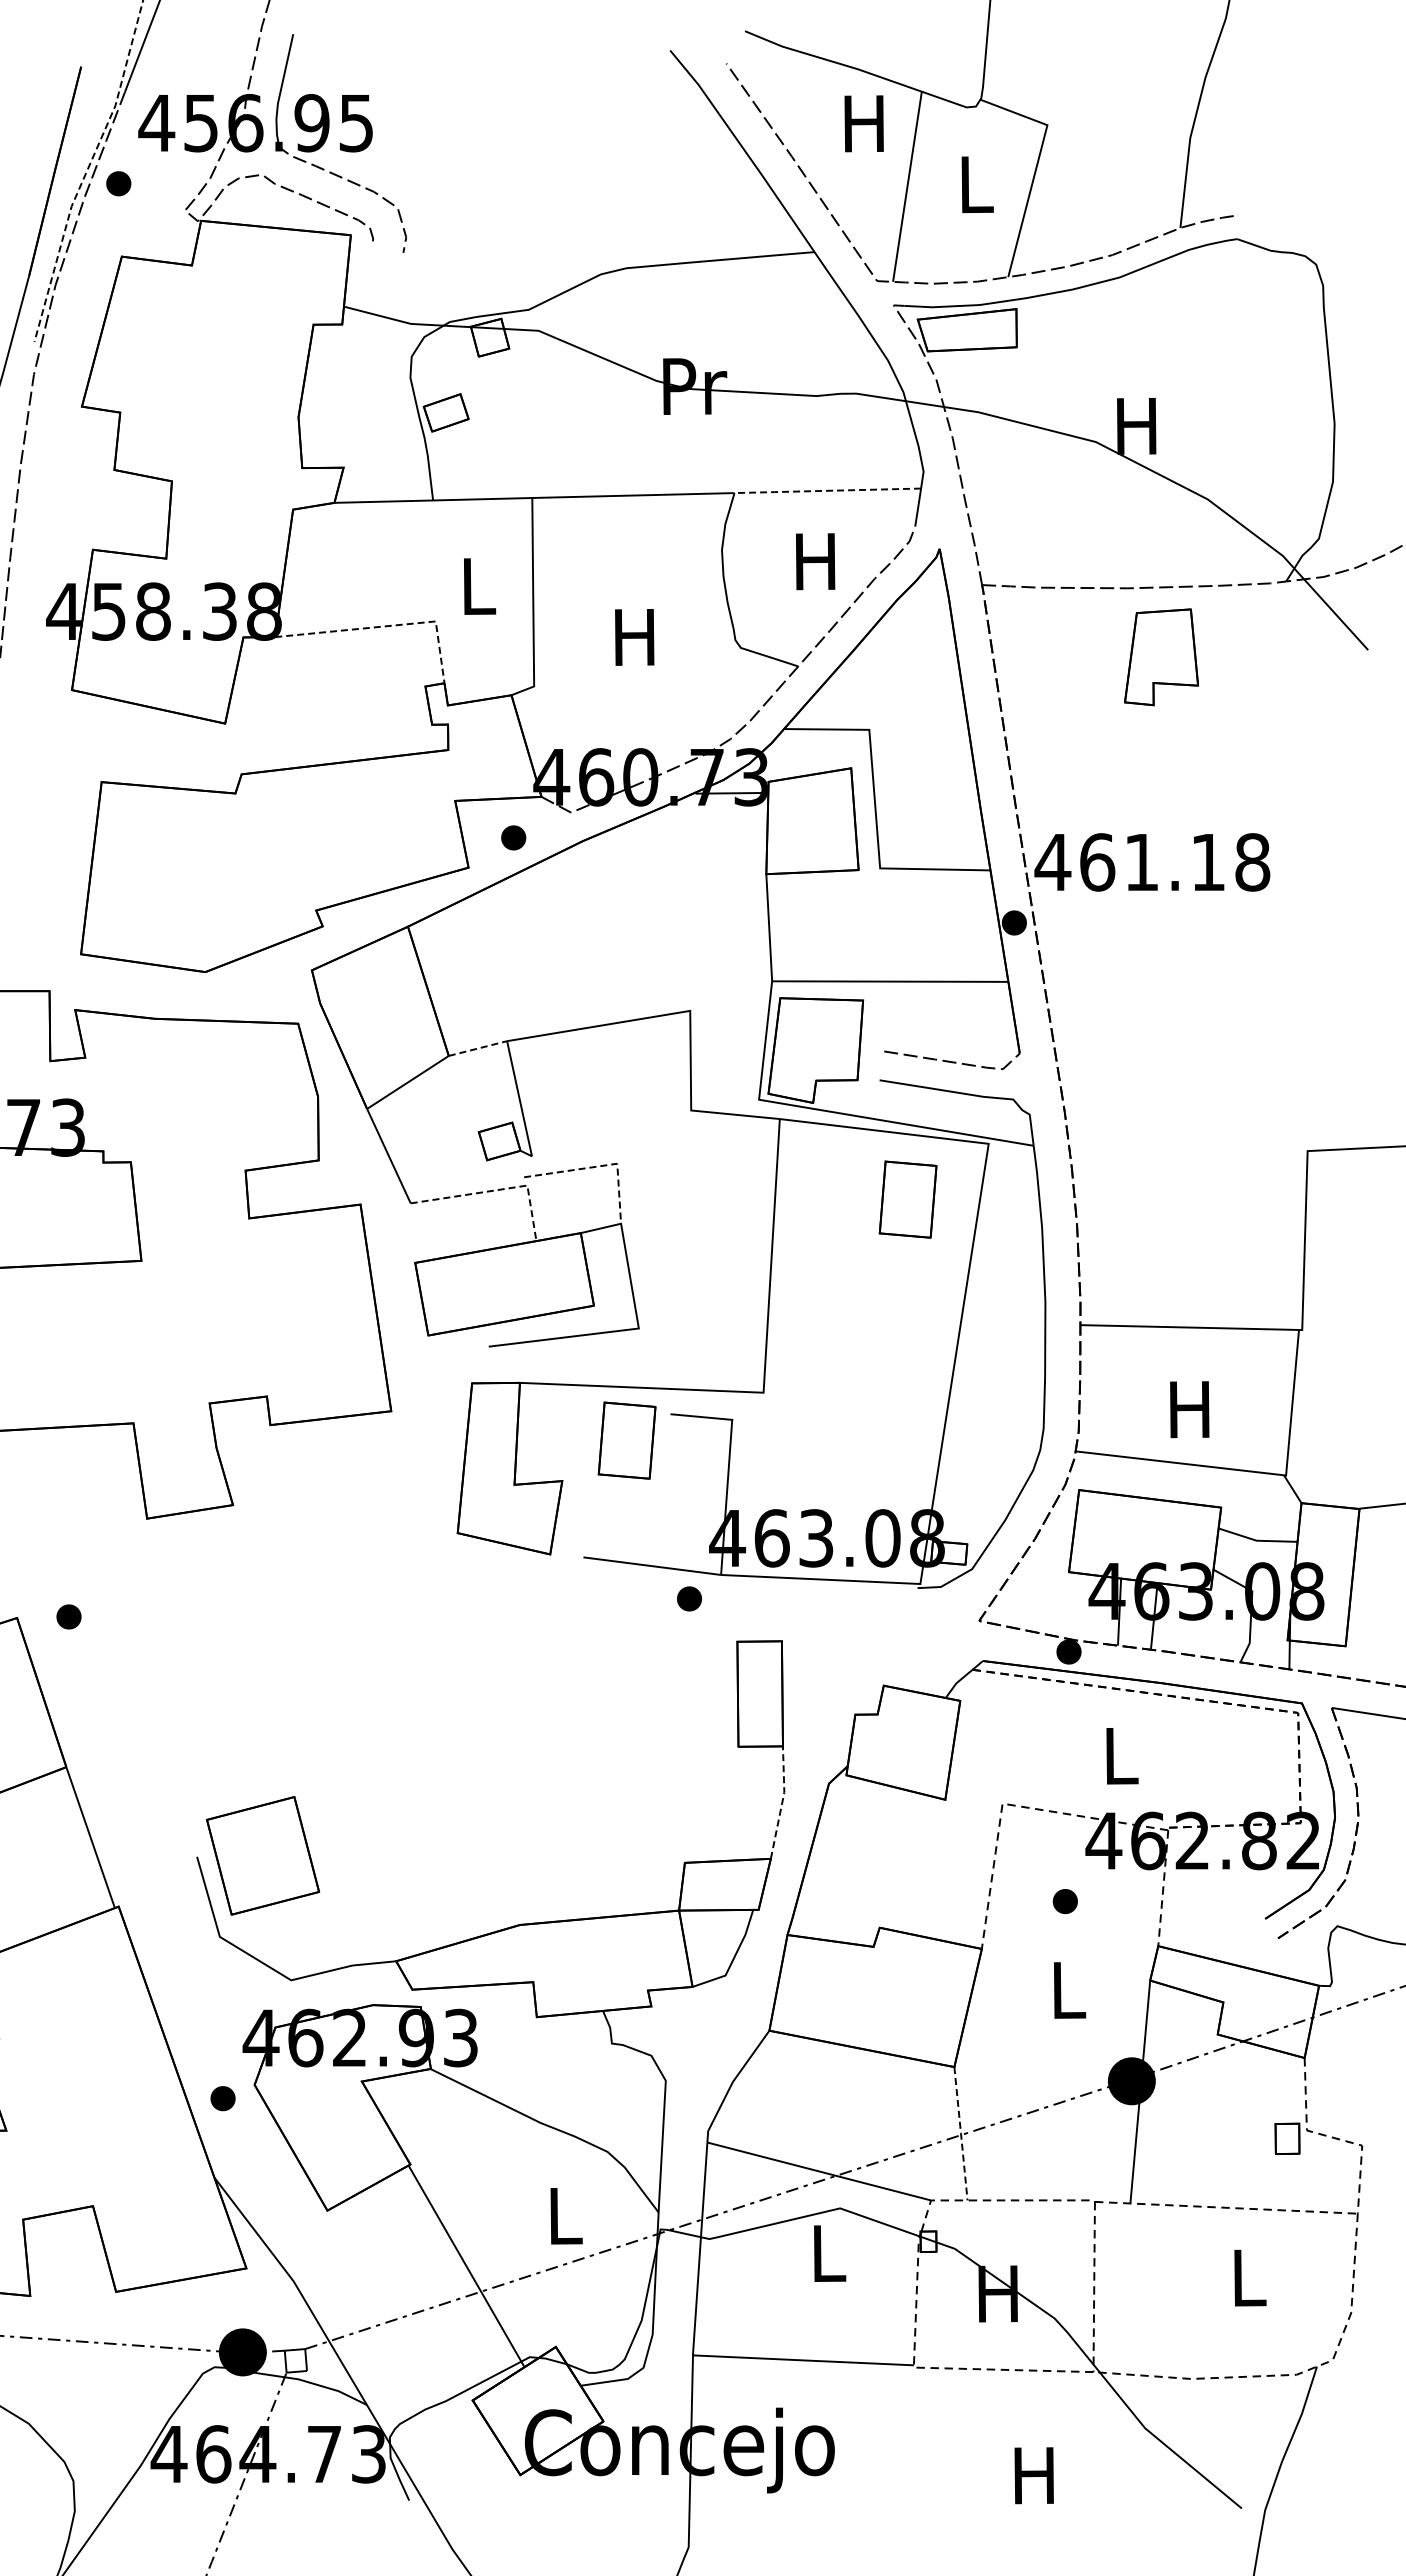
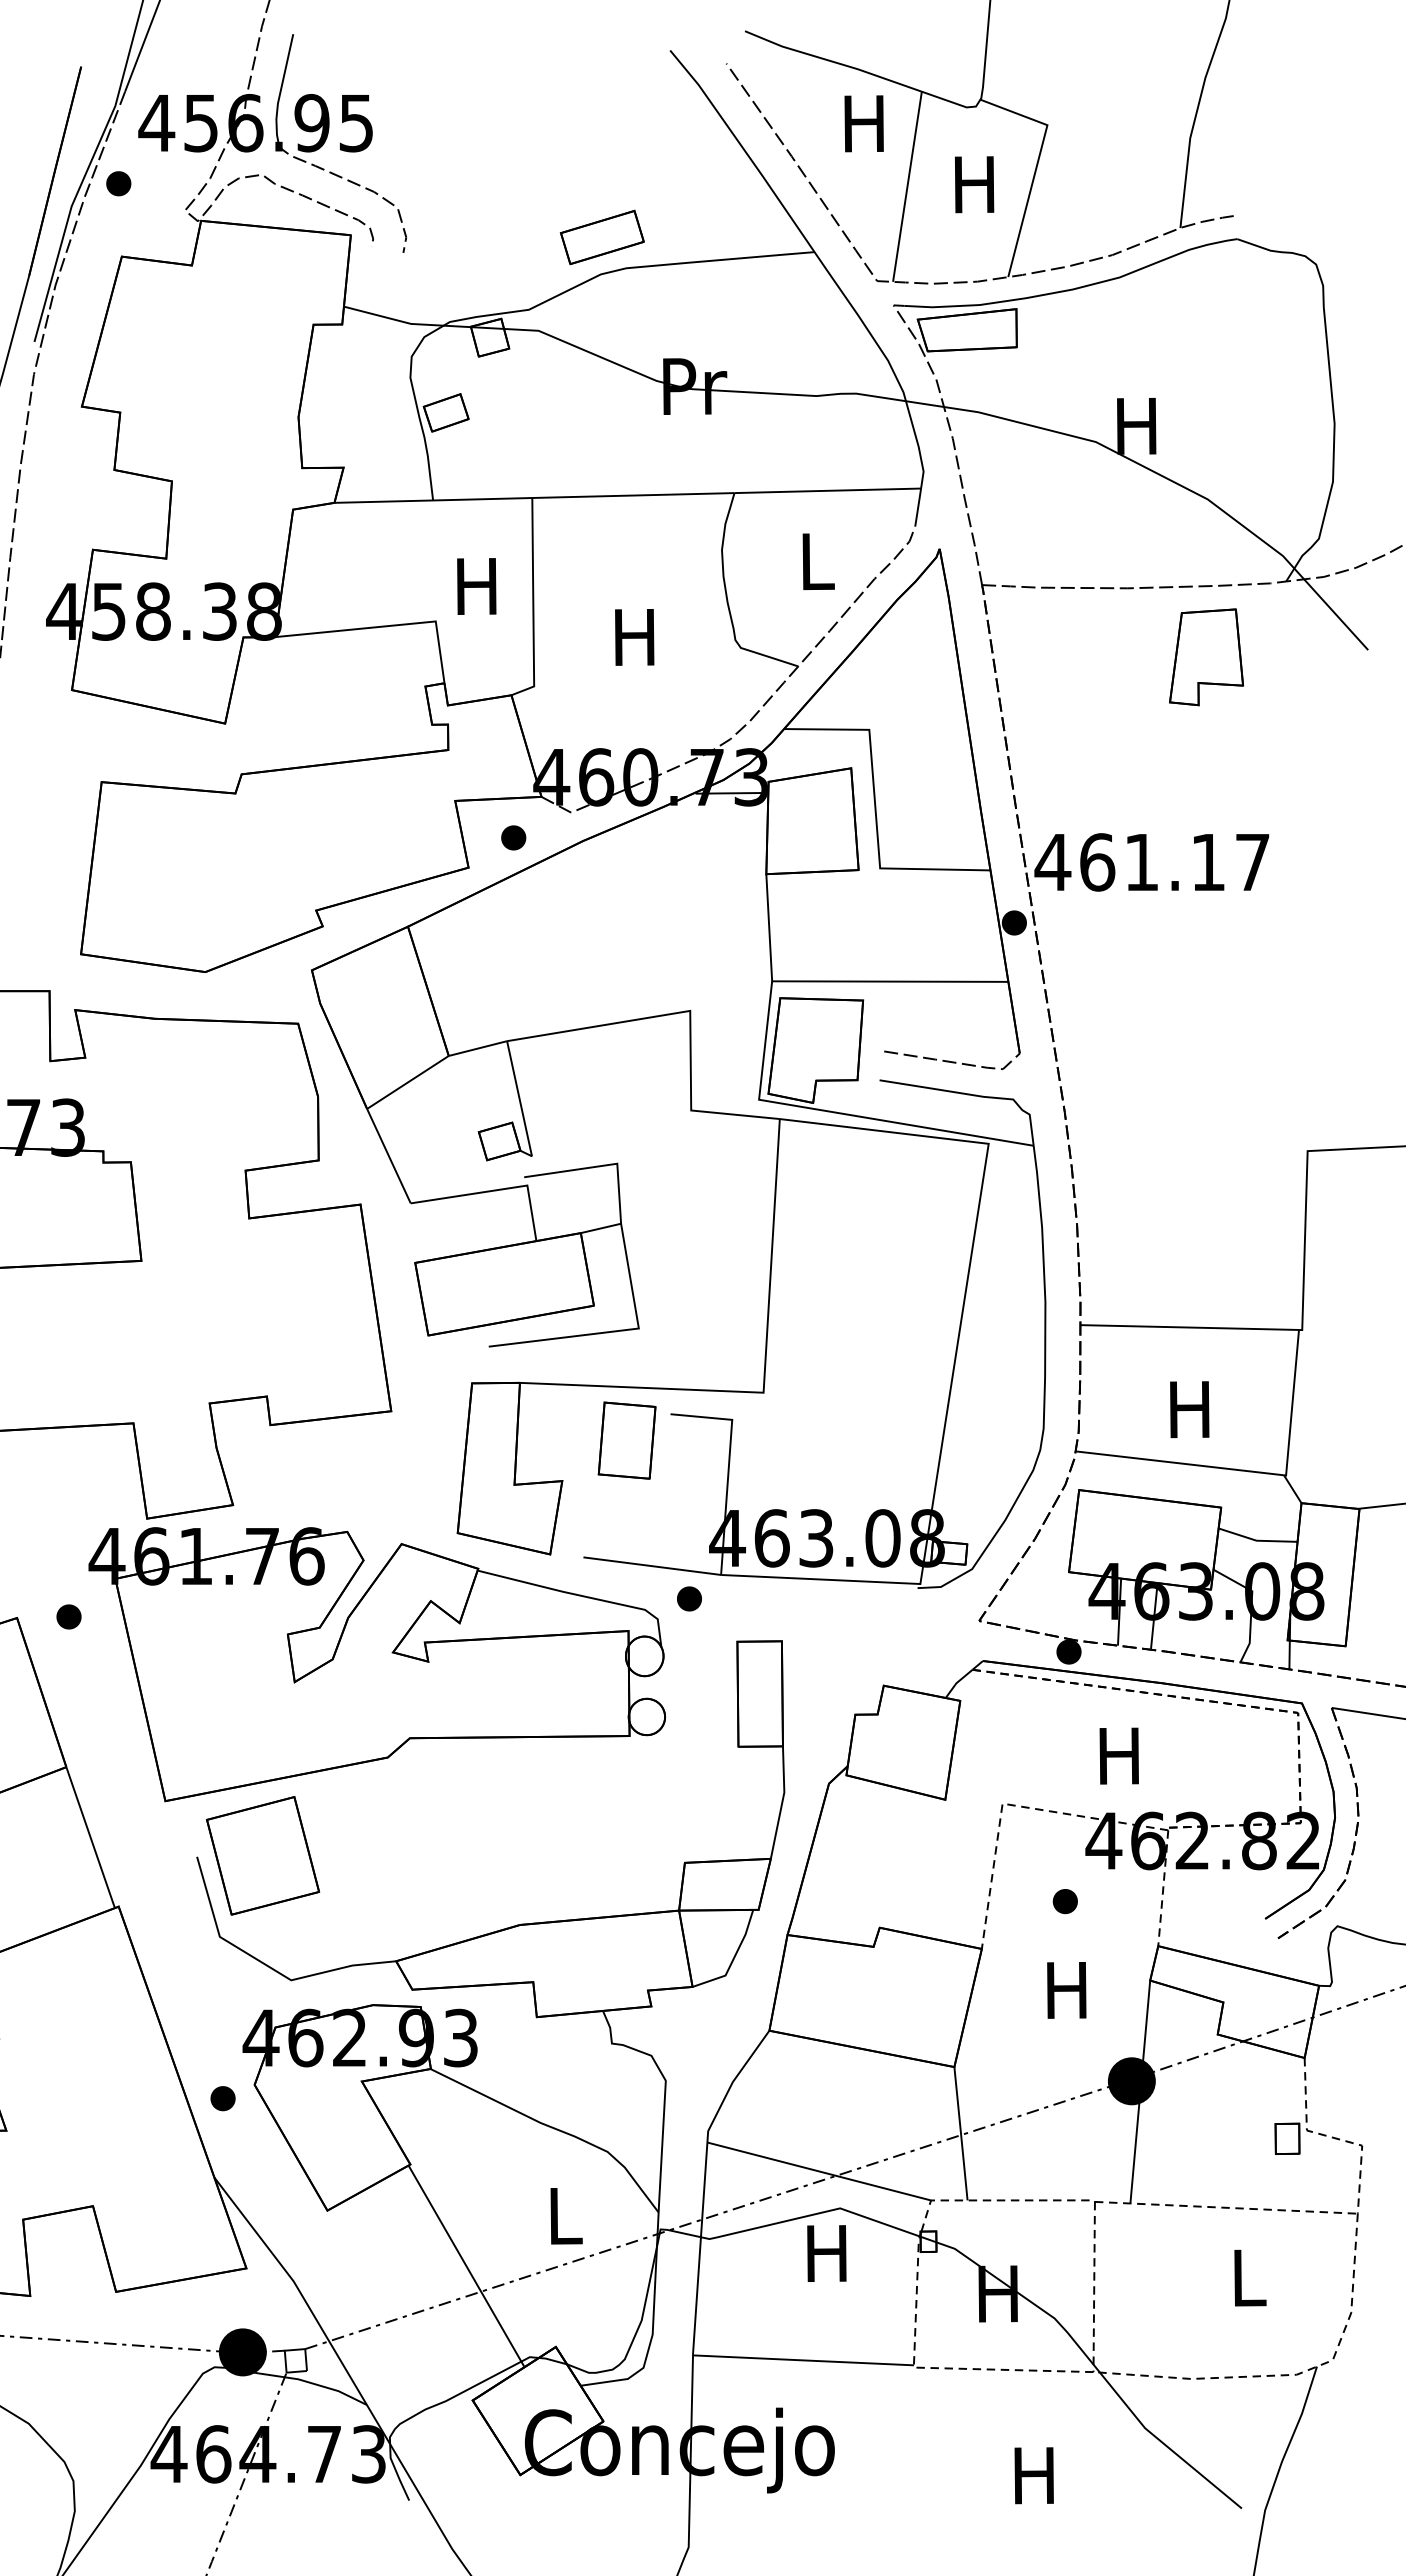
line: dashed -> solid (87, 170)
text: L -> H (974, 184)
part: none -> present (601, 237)
line: dashed -> solid (827, 490)
text: H -> L (815, 561)
text: L -> H (476, 586)
line: dashed -> solid (387, 626)
part position: (1161, 657) -> (1206, 657) (1206, 657)
text: 461.18 -> 461.17 (1252, 862)
line: dashed -> solid (478, 1048)
line: dashed -> solid (601, 1166)
line: dashed -> solid (497, 1190)
part: present -> none (907, 1199)
part: none -> present (376, 1664)
text: L -> H (1118, 1755)
line: dashed -> solid (782, 1802)
text: L -> H (1066, 1990)
line: dashed -> solid (961, 2133)
text: L -> H (826, 2253)
